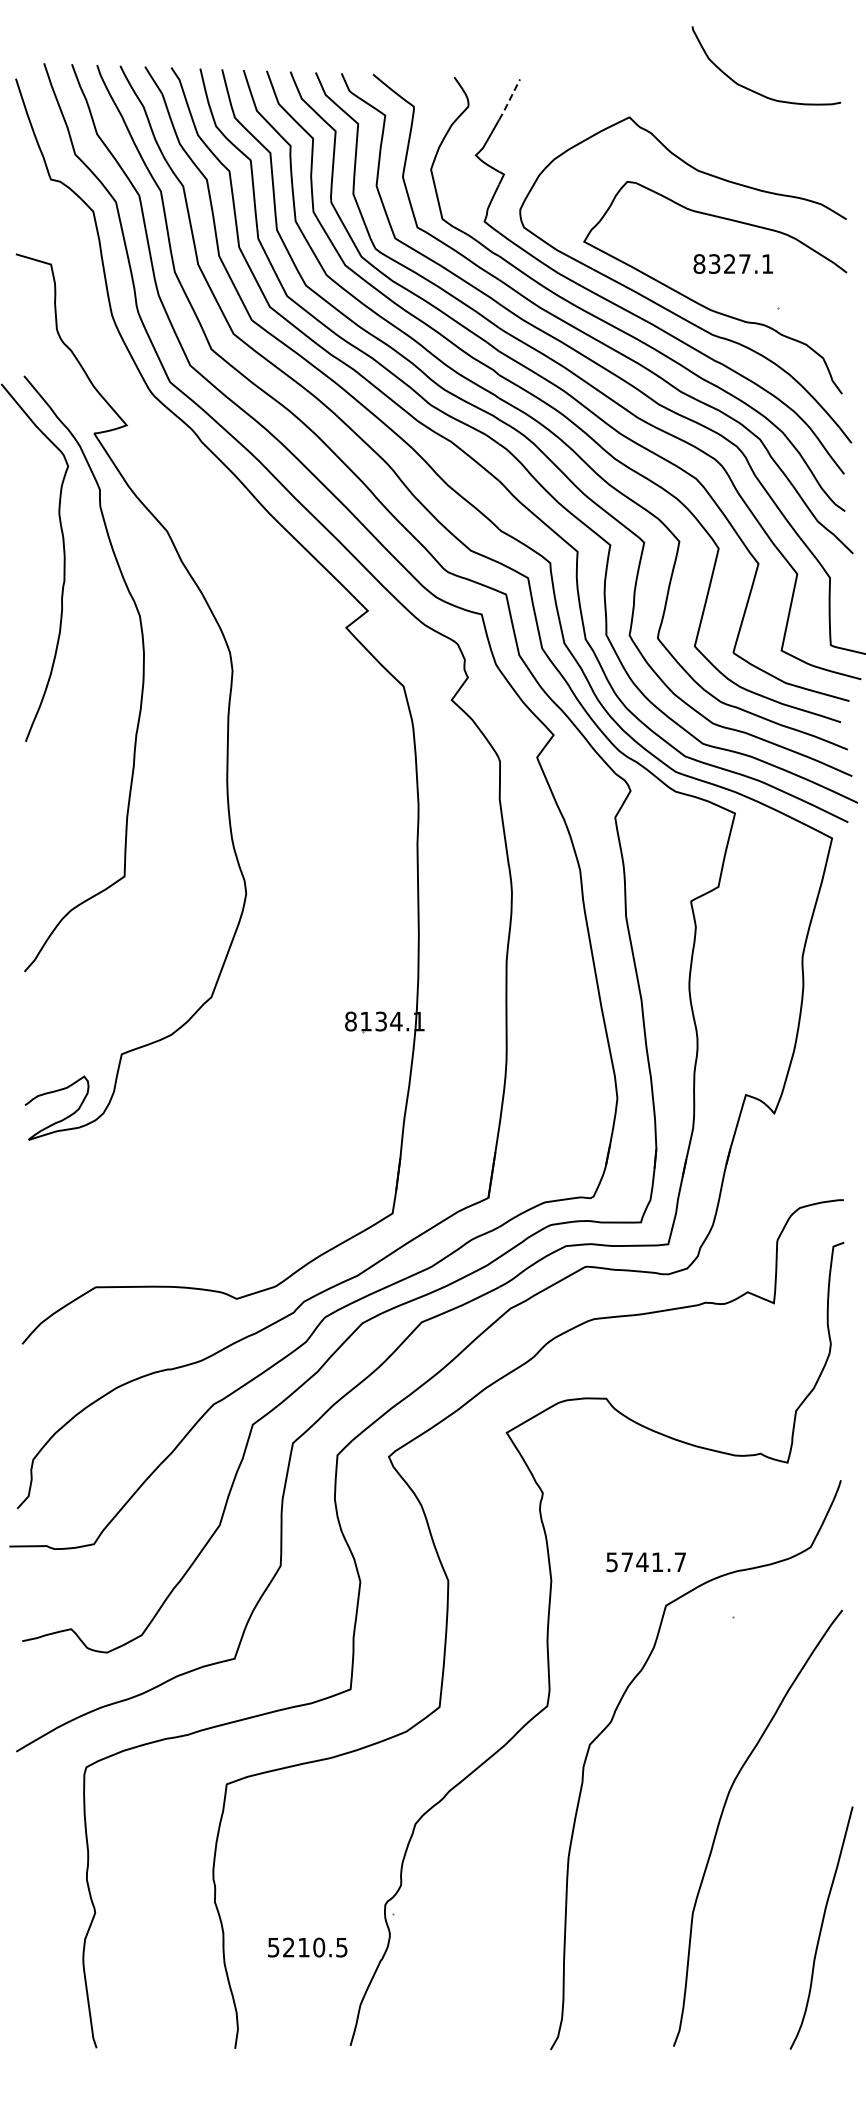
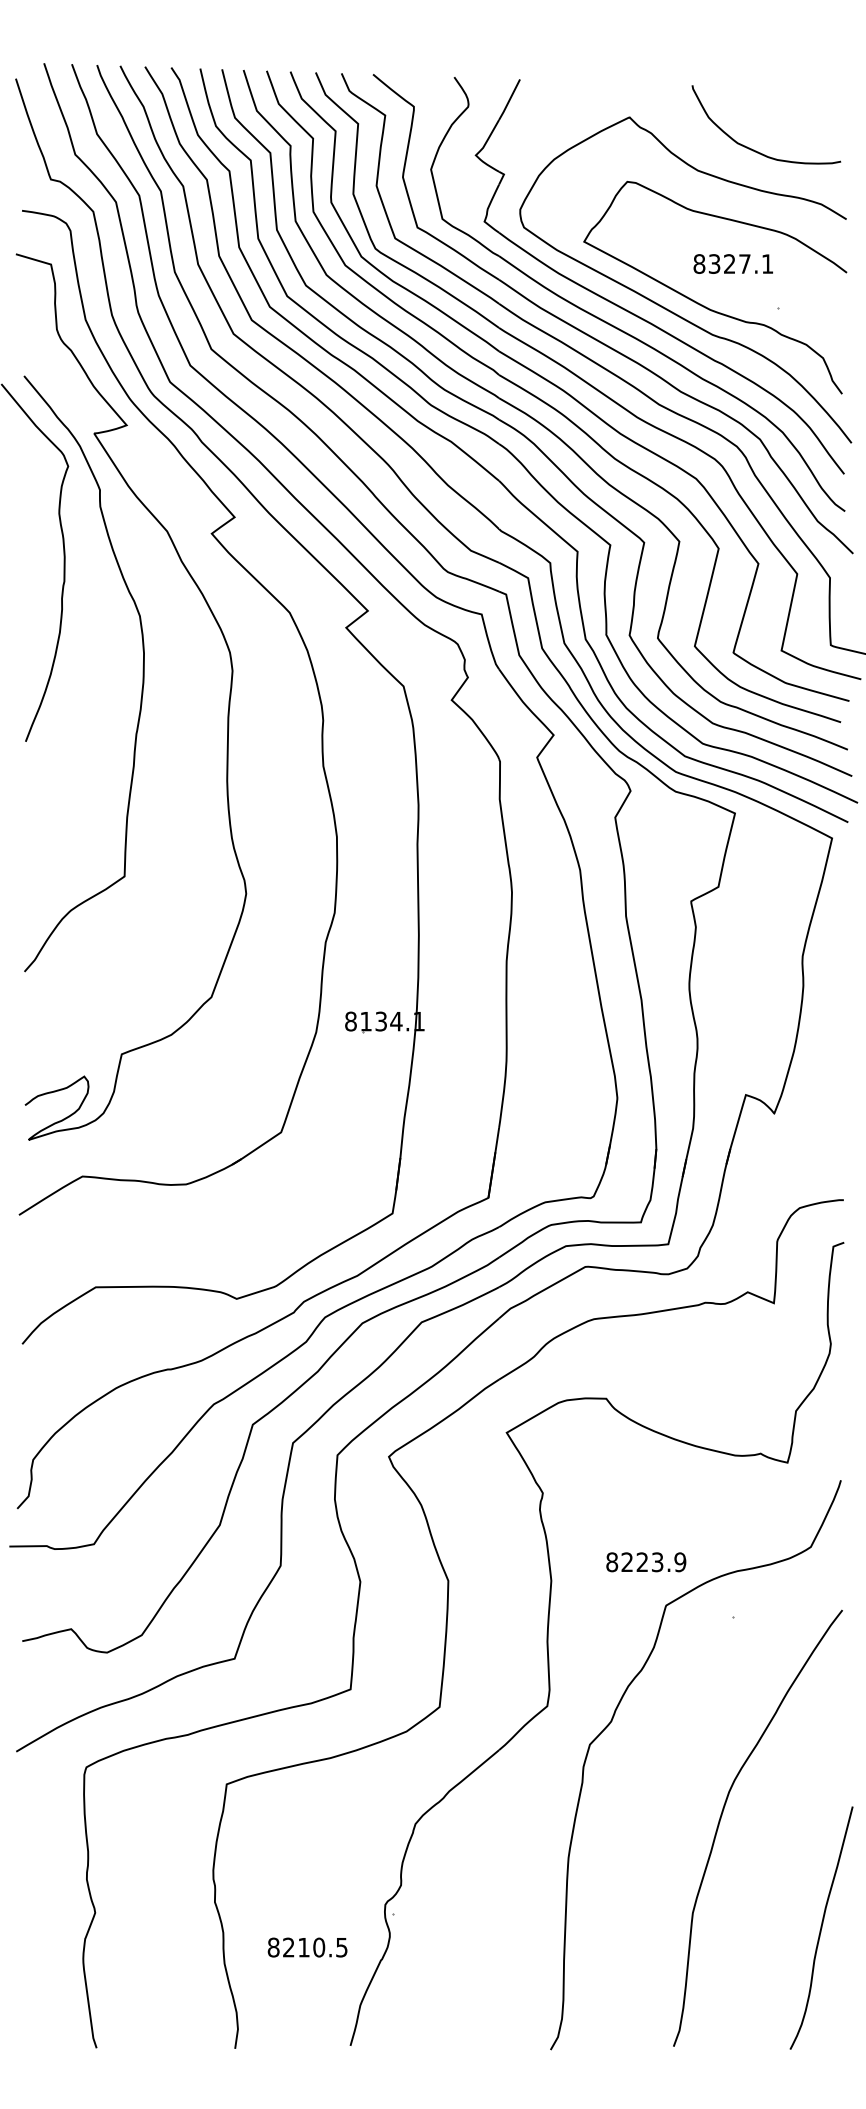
curve position: (756, 91) -> (756, 150) (756, 150)
line: dashed -> solid (509, 100)
part: none -> present (312, 672)
text: 5741.7 -> 8223.9 (646, 1562)
text: 5210.5 -> 8210.5 (273, 1947)
